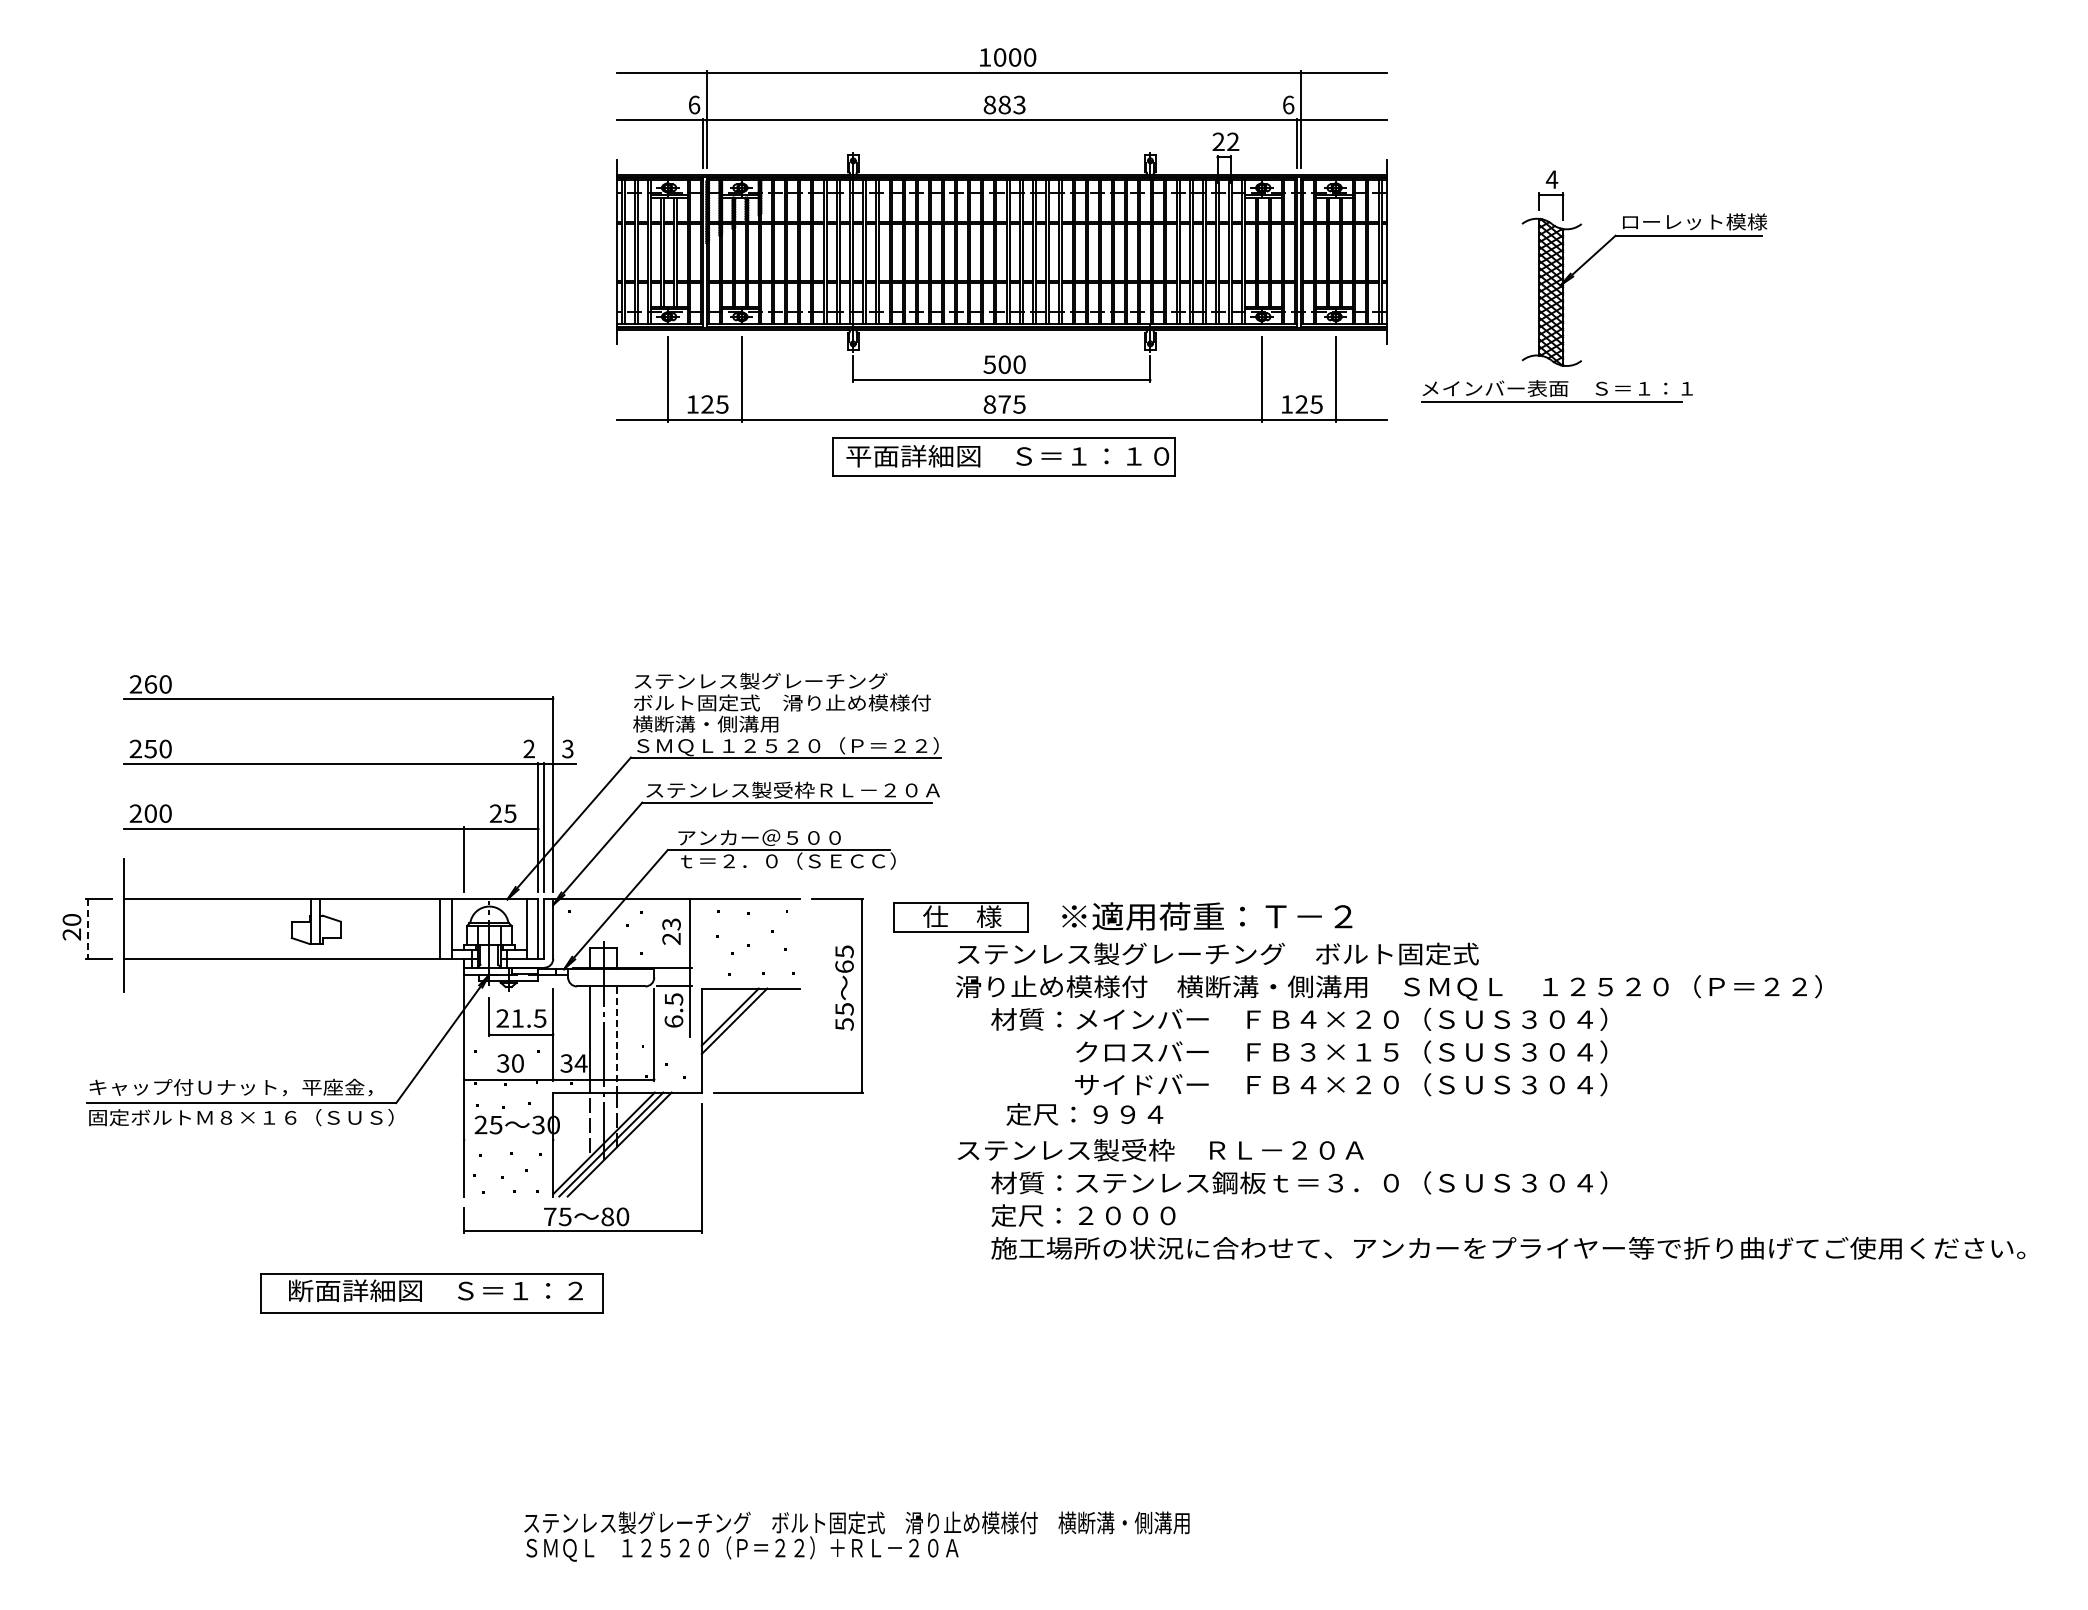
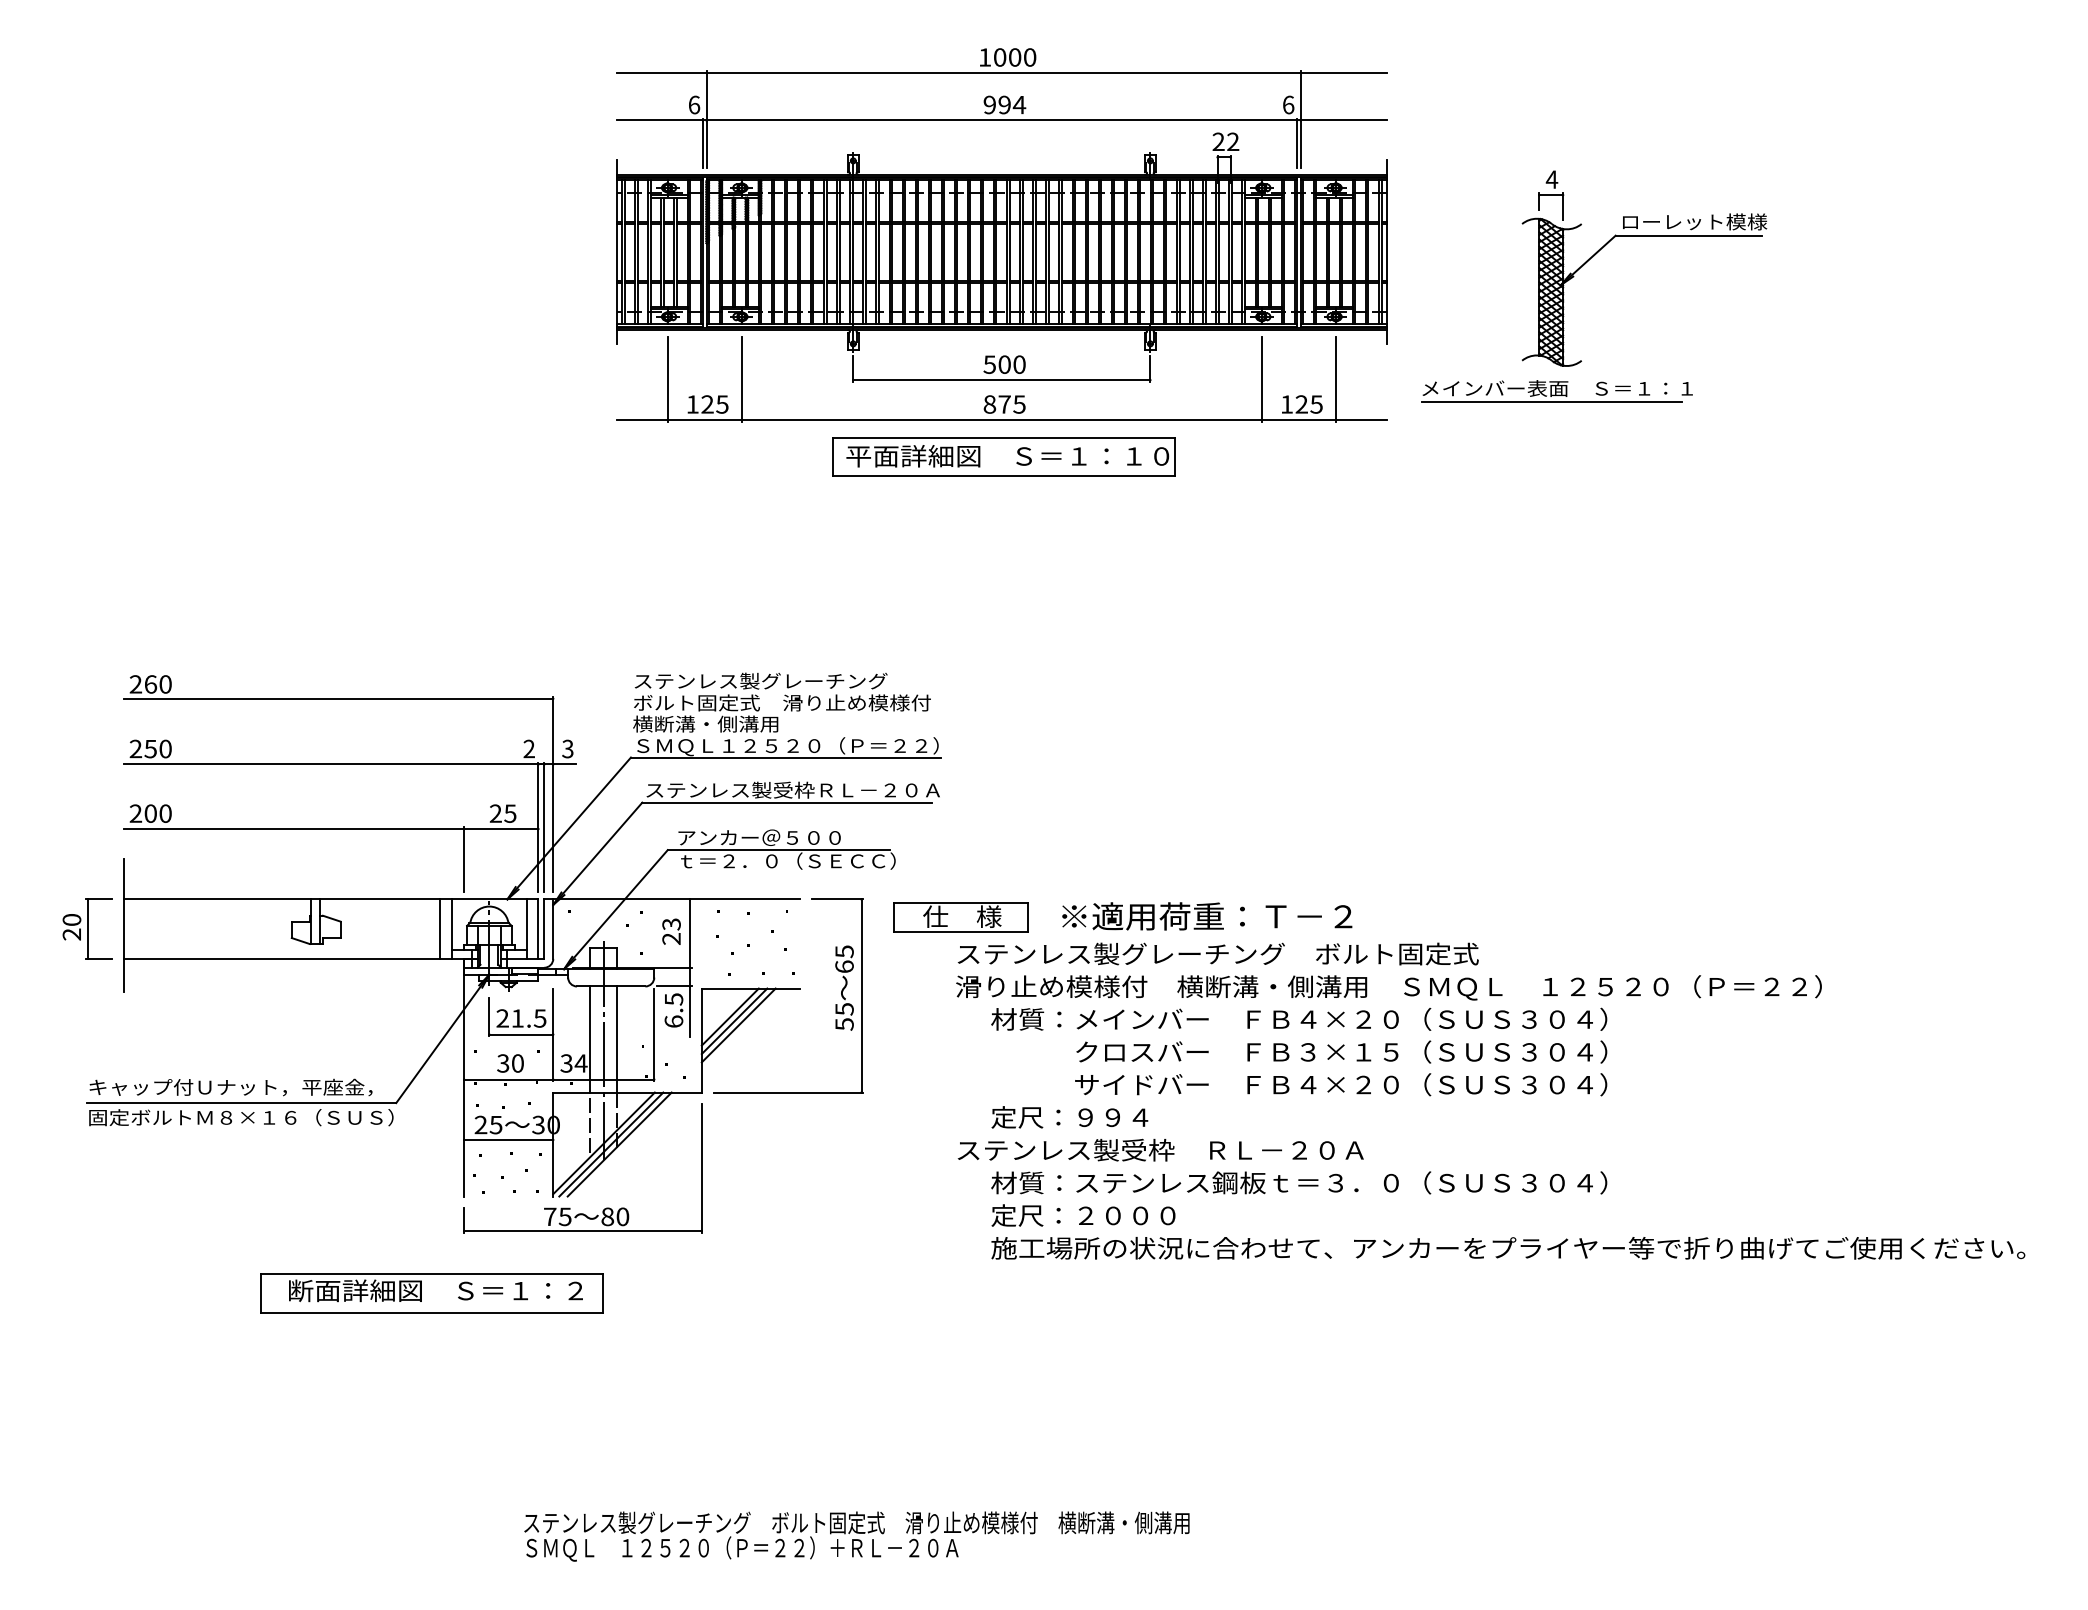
text: 883 -> 994 (1004, 104)
line: dashed -> solid (88, 929)
line: none -> present (738, 1025)
line: dashed -> solid (617, 1039)
text position: (1084, 1114) -> (1069, 1117) (1069, 1117)
line: none -> present (508, 1139)
